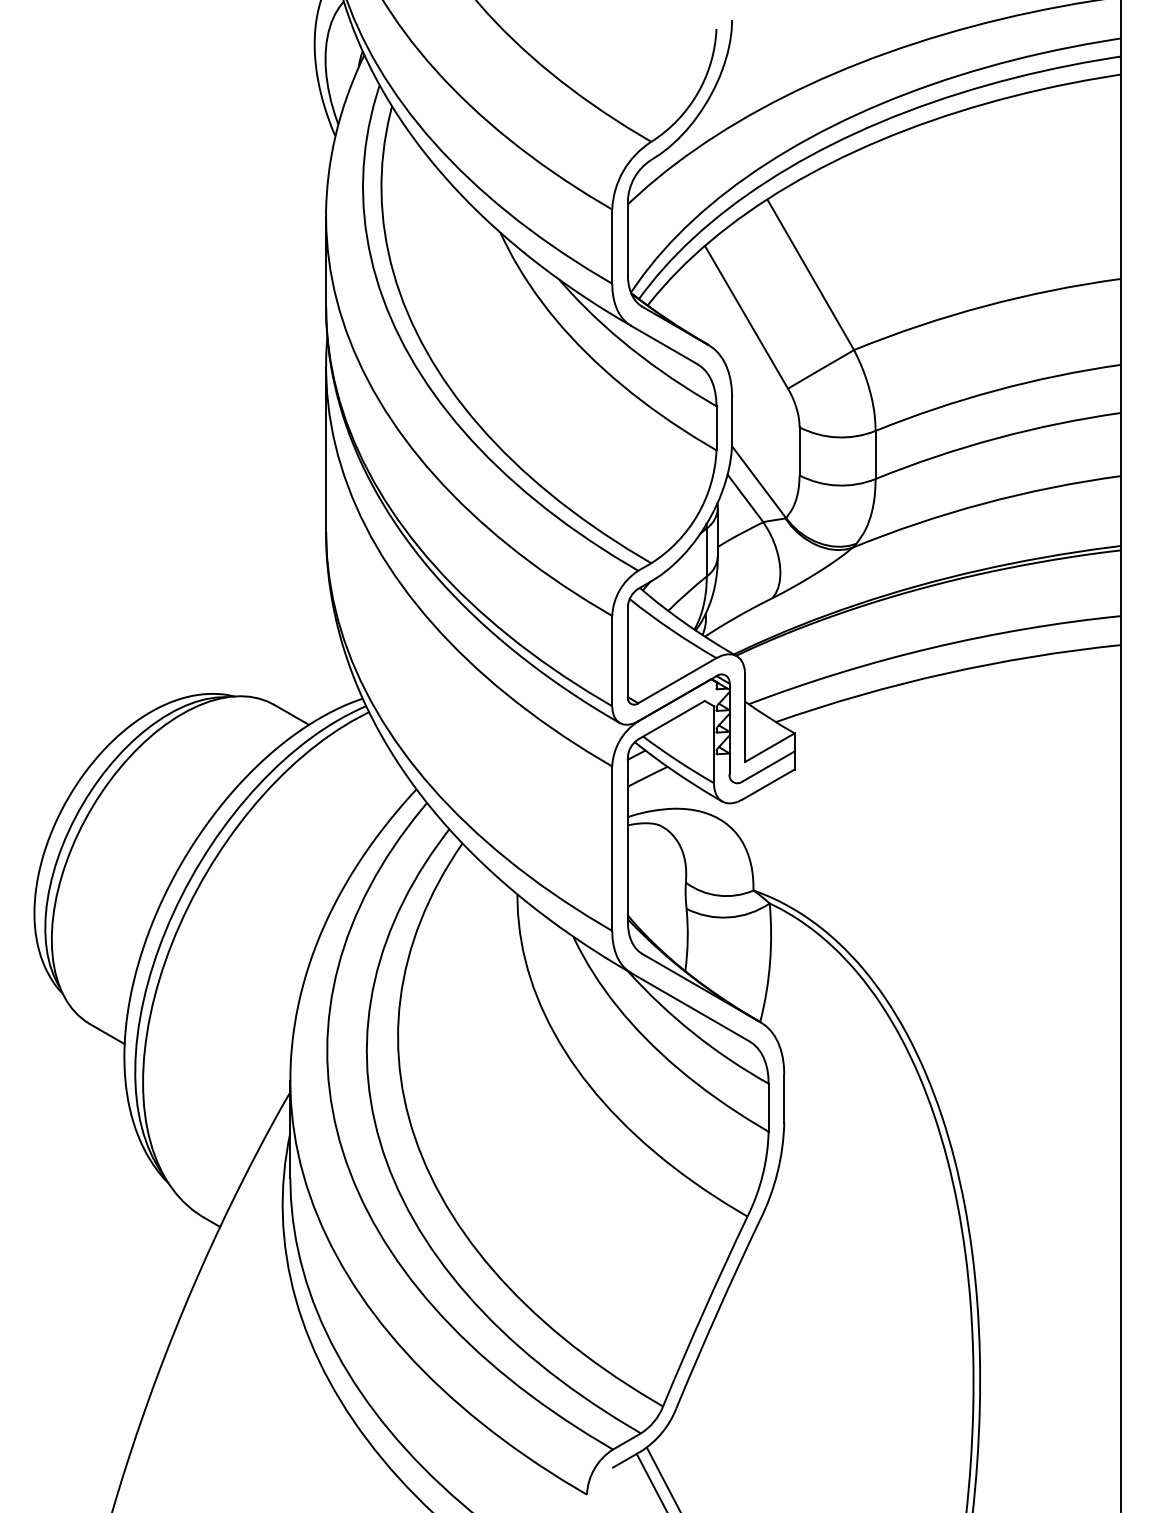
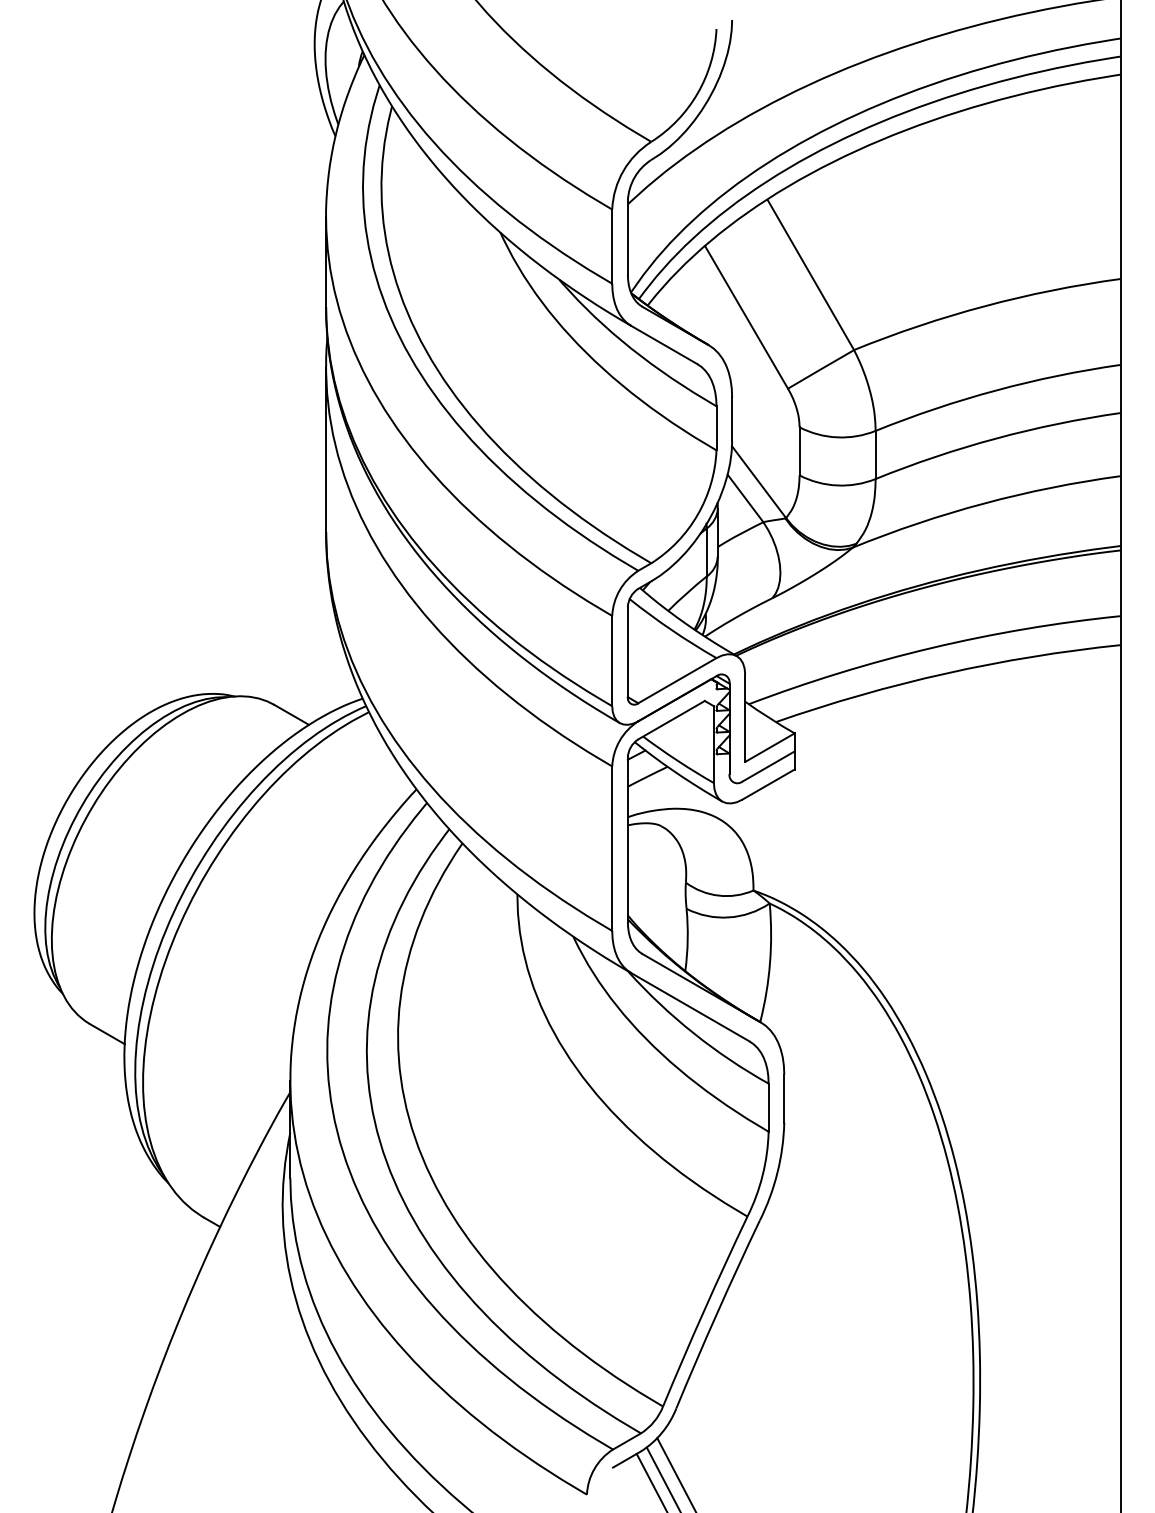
line: none -> present (675, 1473)
